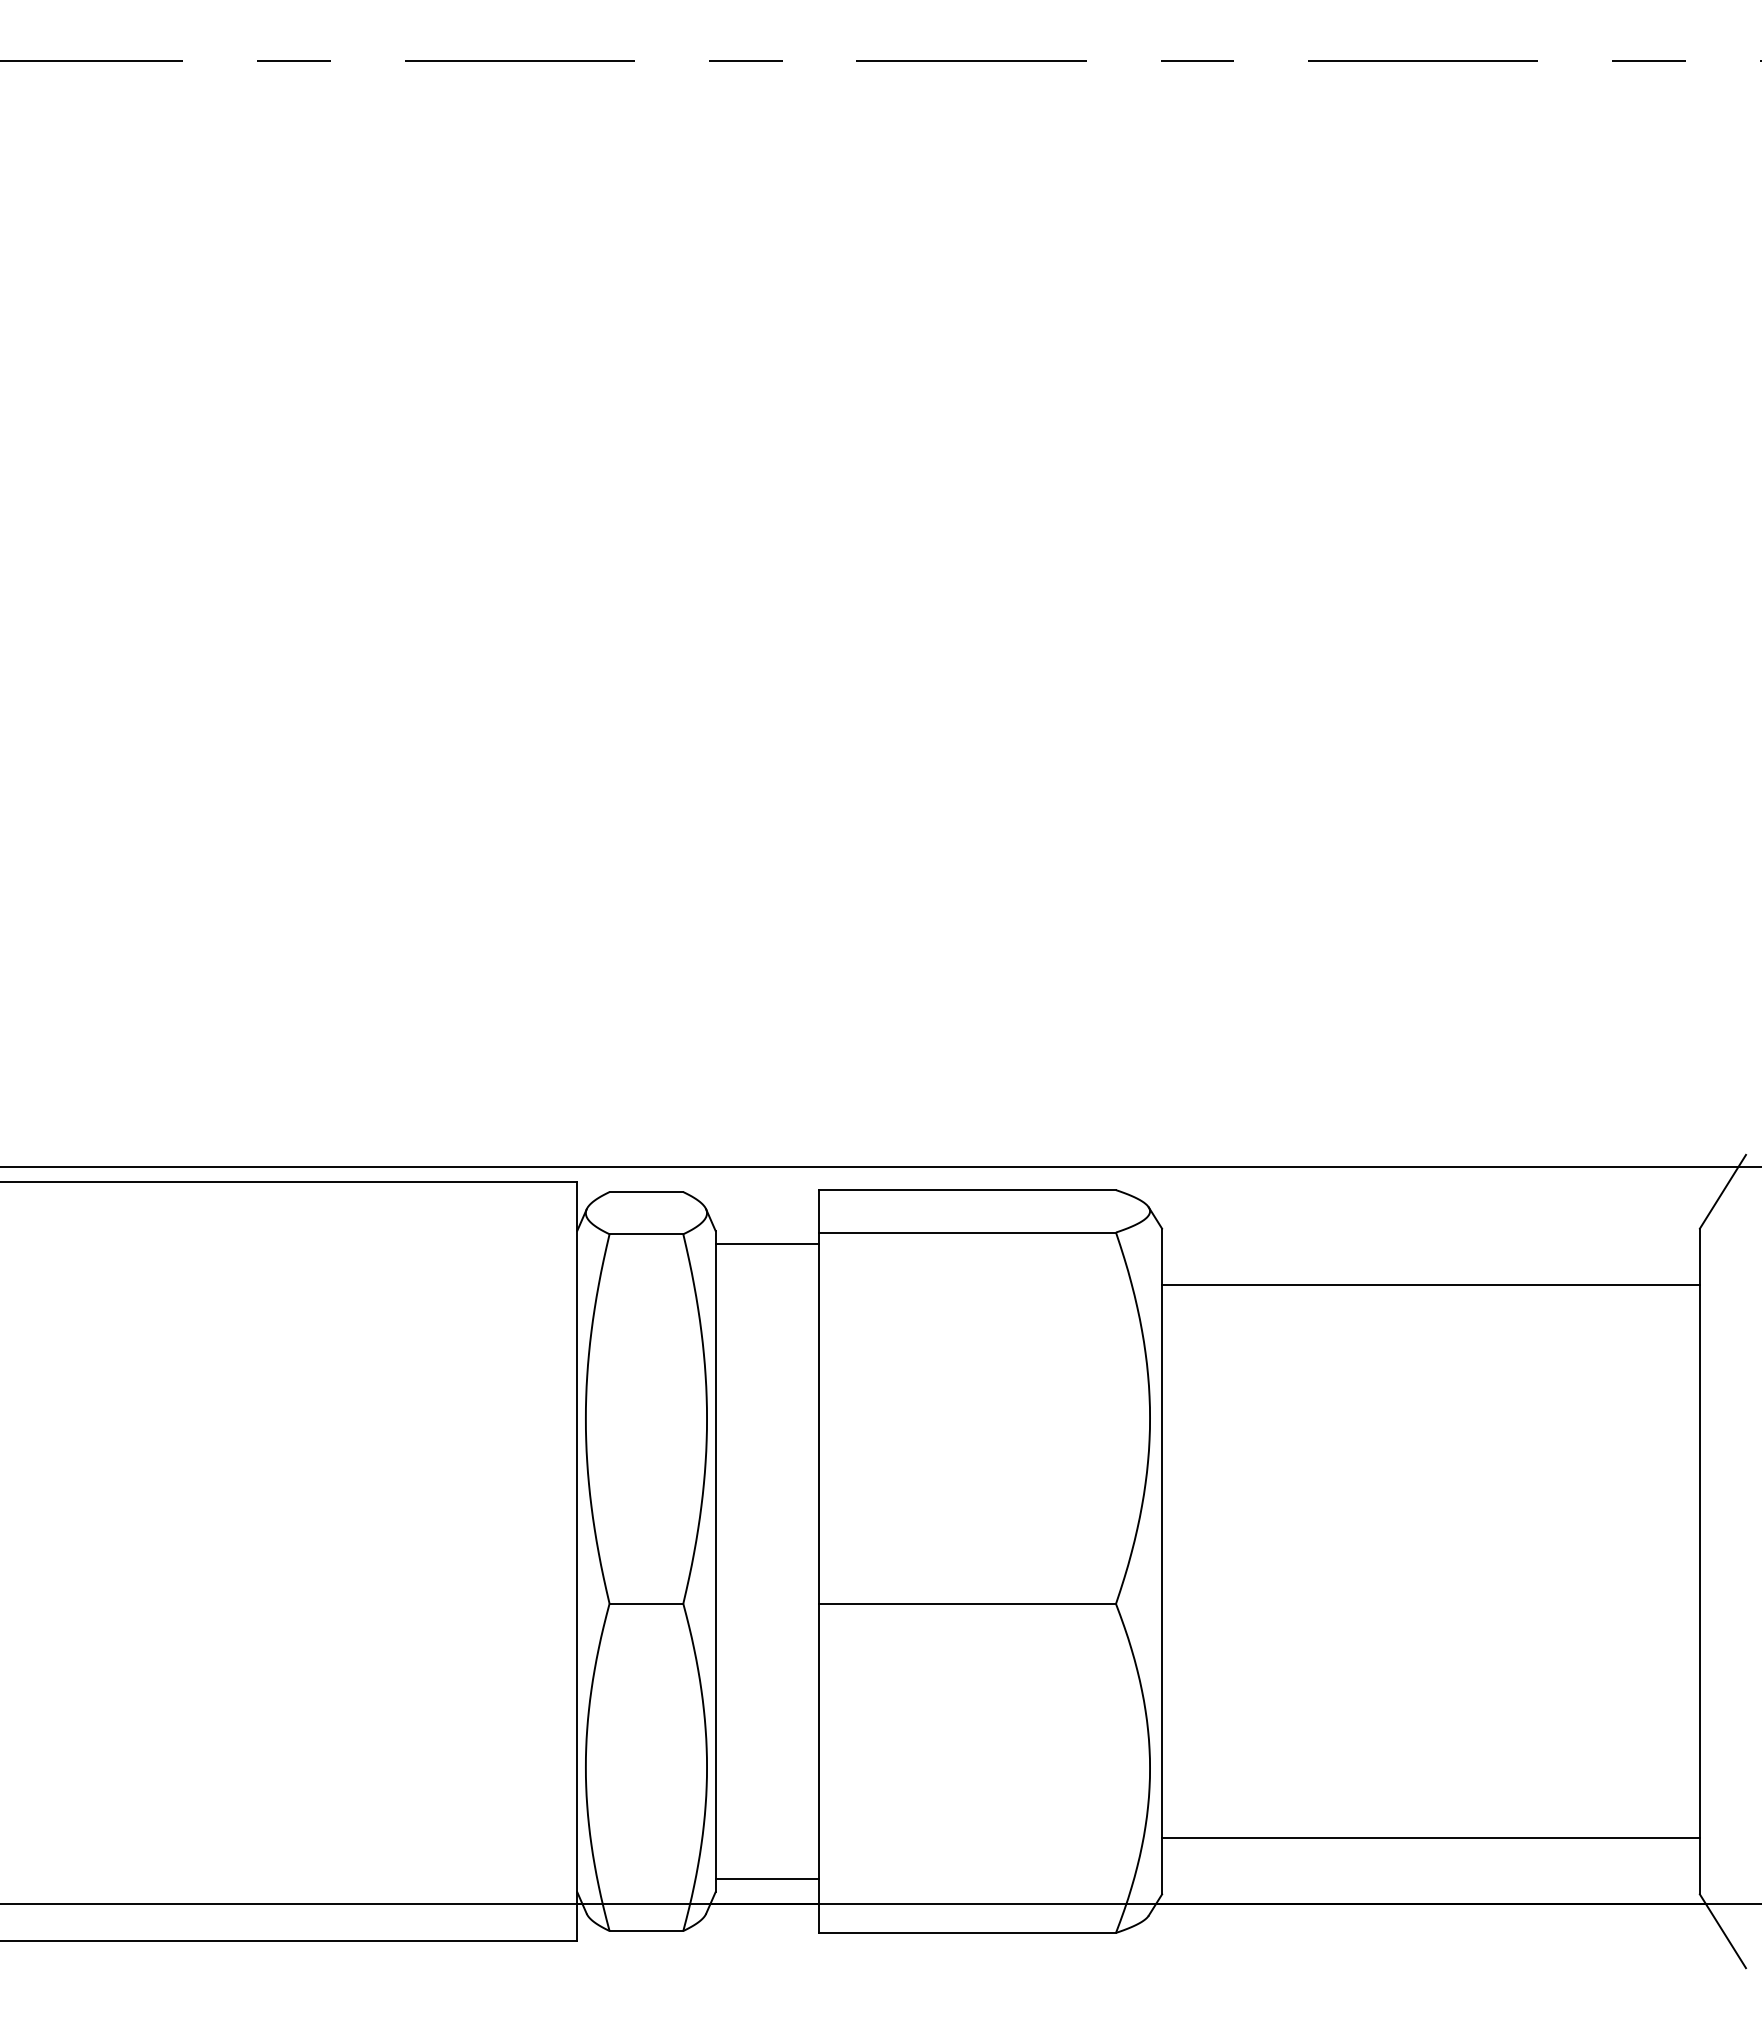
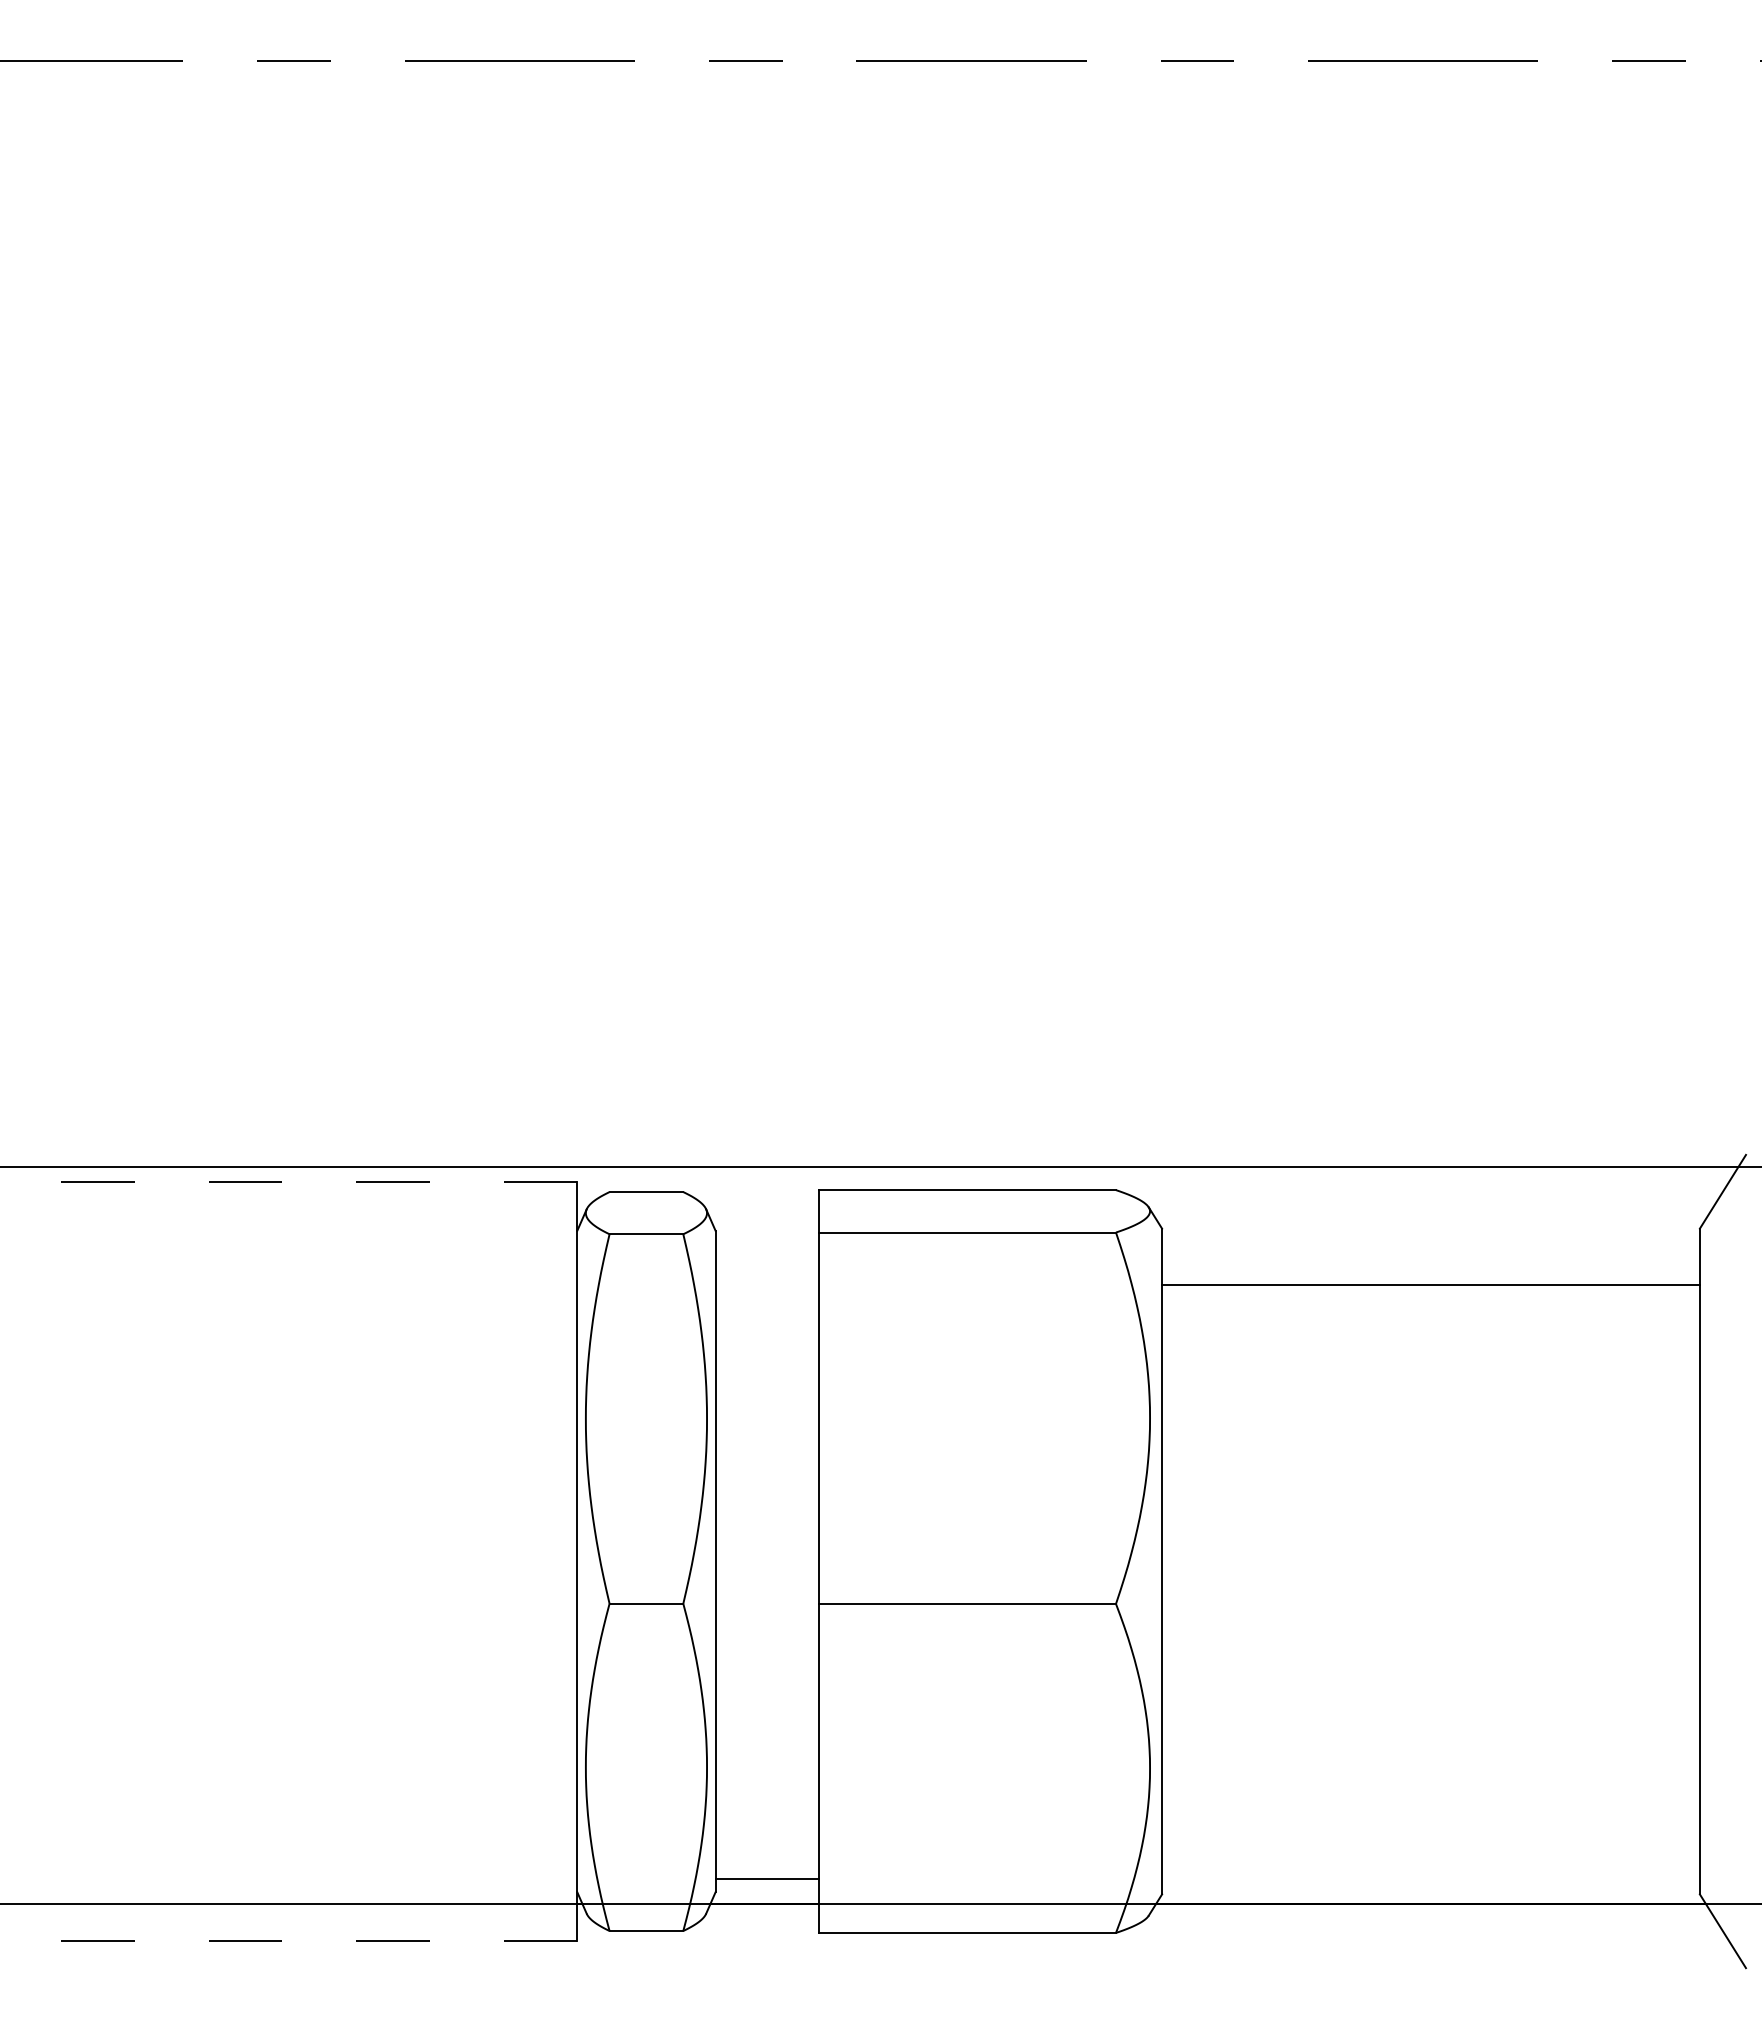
line: solid -> dashed (288, 1181)
line: present -> none (767, 1244)
line: present -> none (1430, 1838)
line: solid -> dashed (288, 1941)
